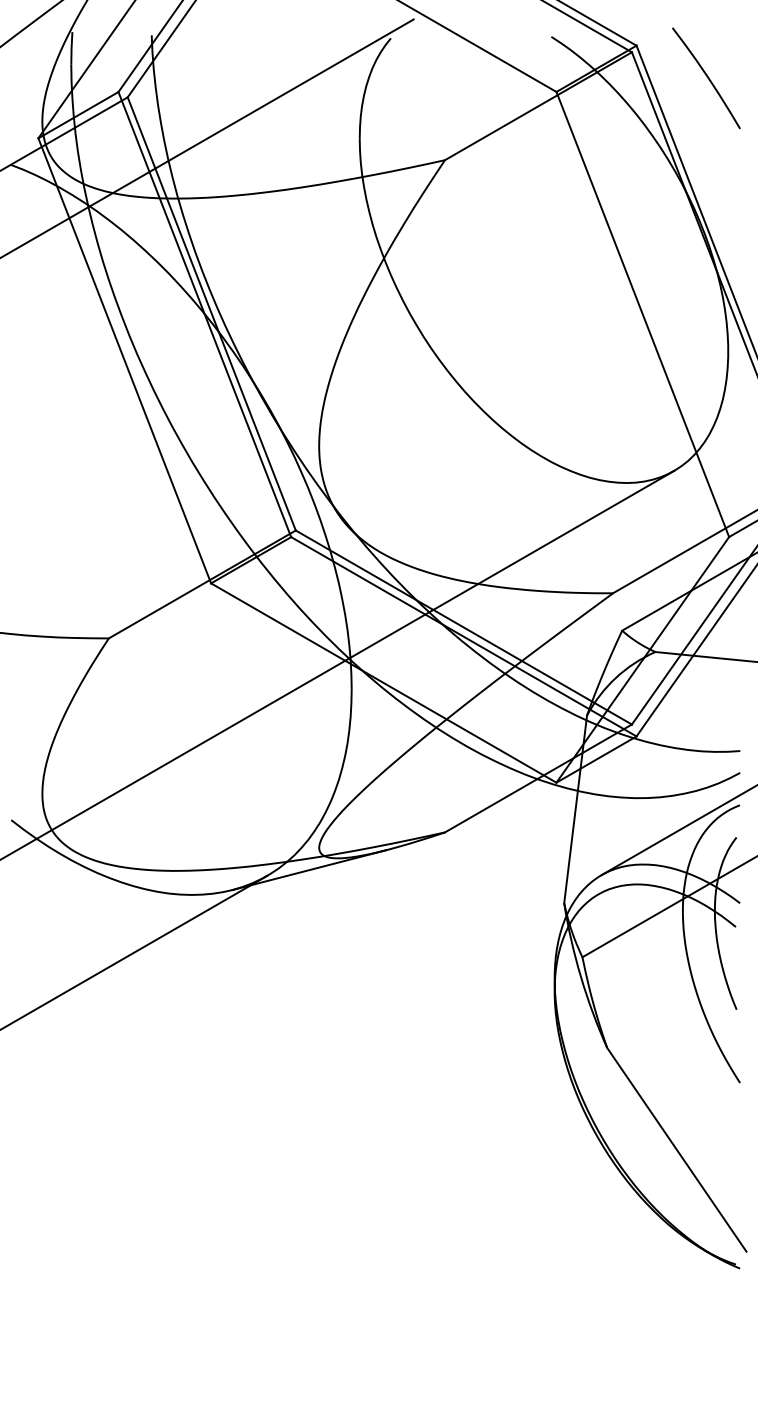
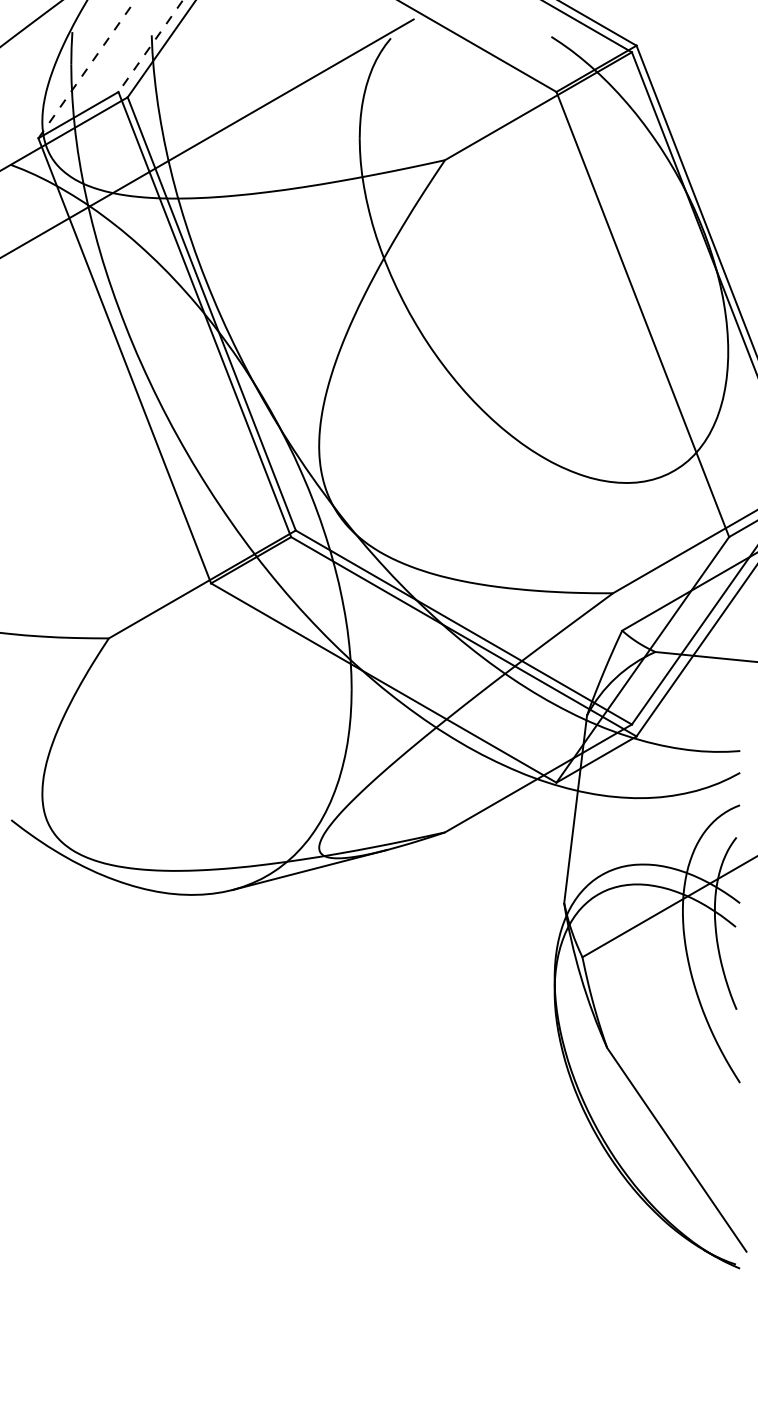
line: solid -> dashed (150, 46)
line: solid -> dashed (87, 68)
curve: present -> none (707, 78)
line: present -> none (338, 664)
line: present -> none (677, 831)
line: present -> none (134, 951)
